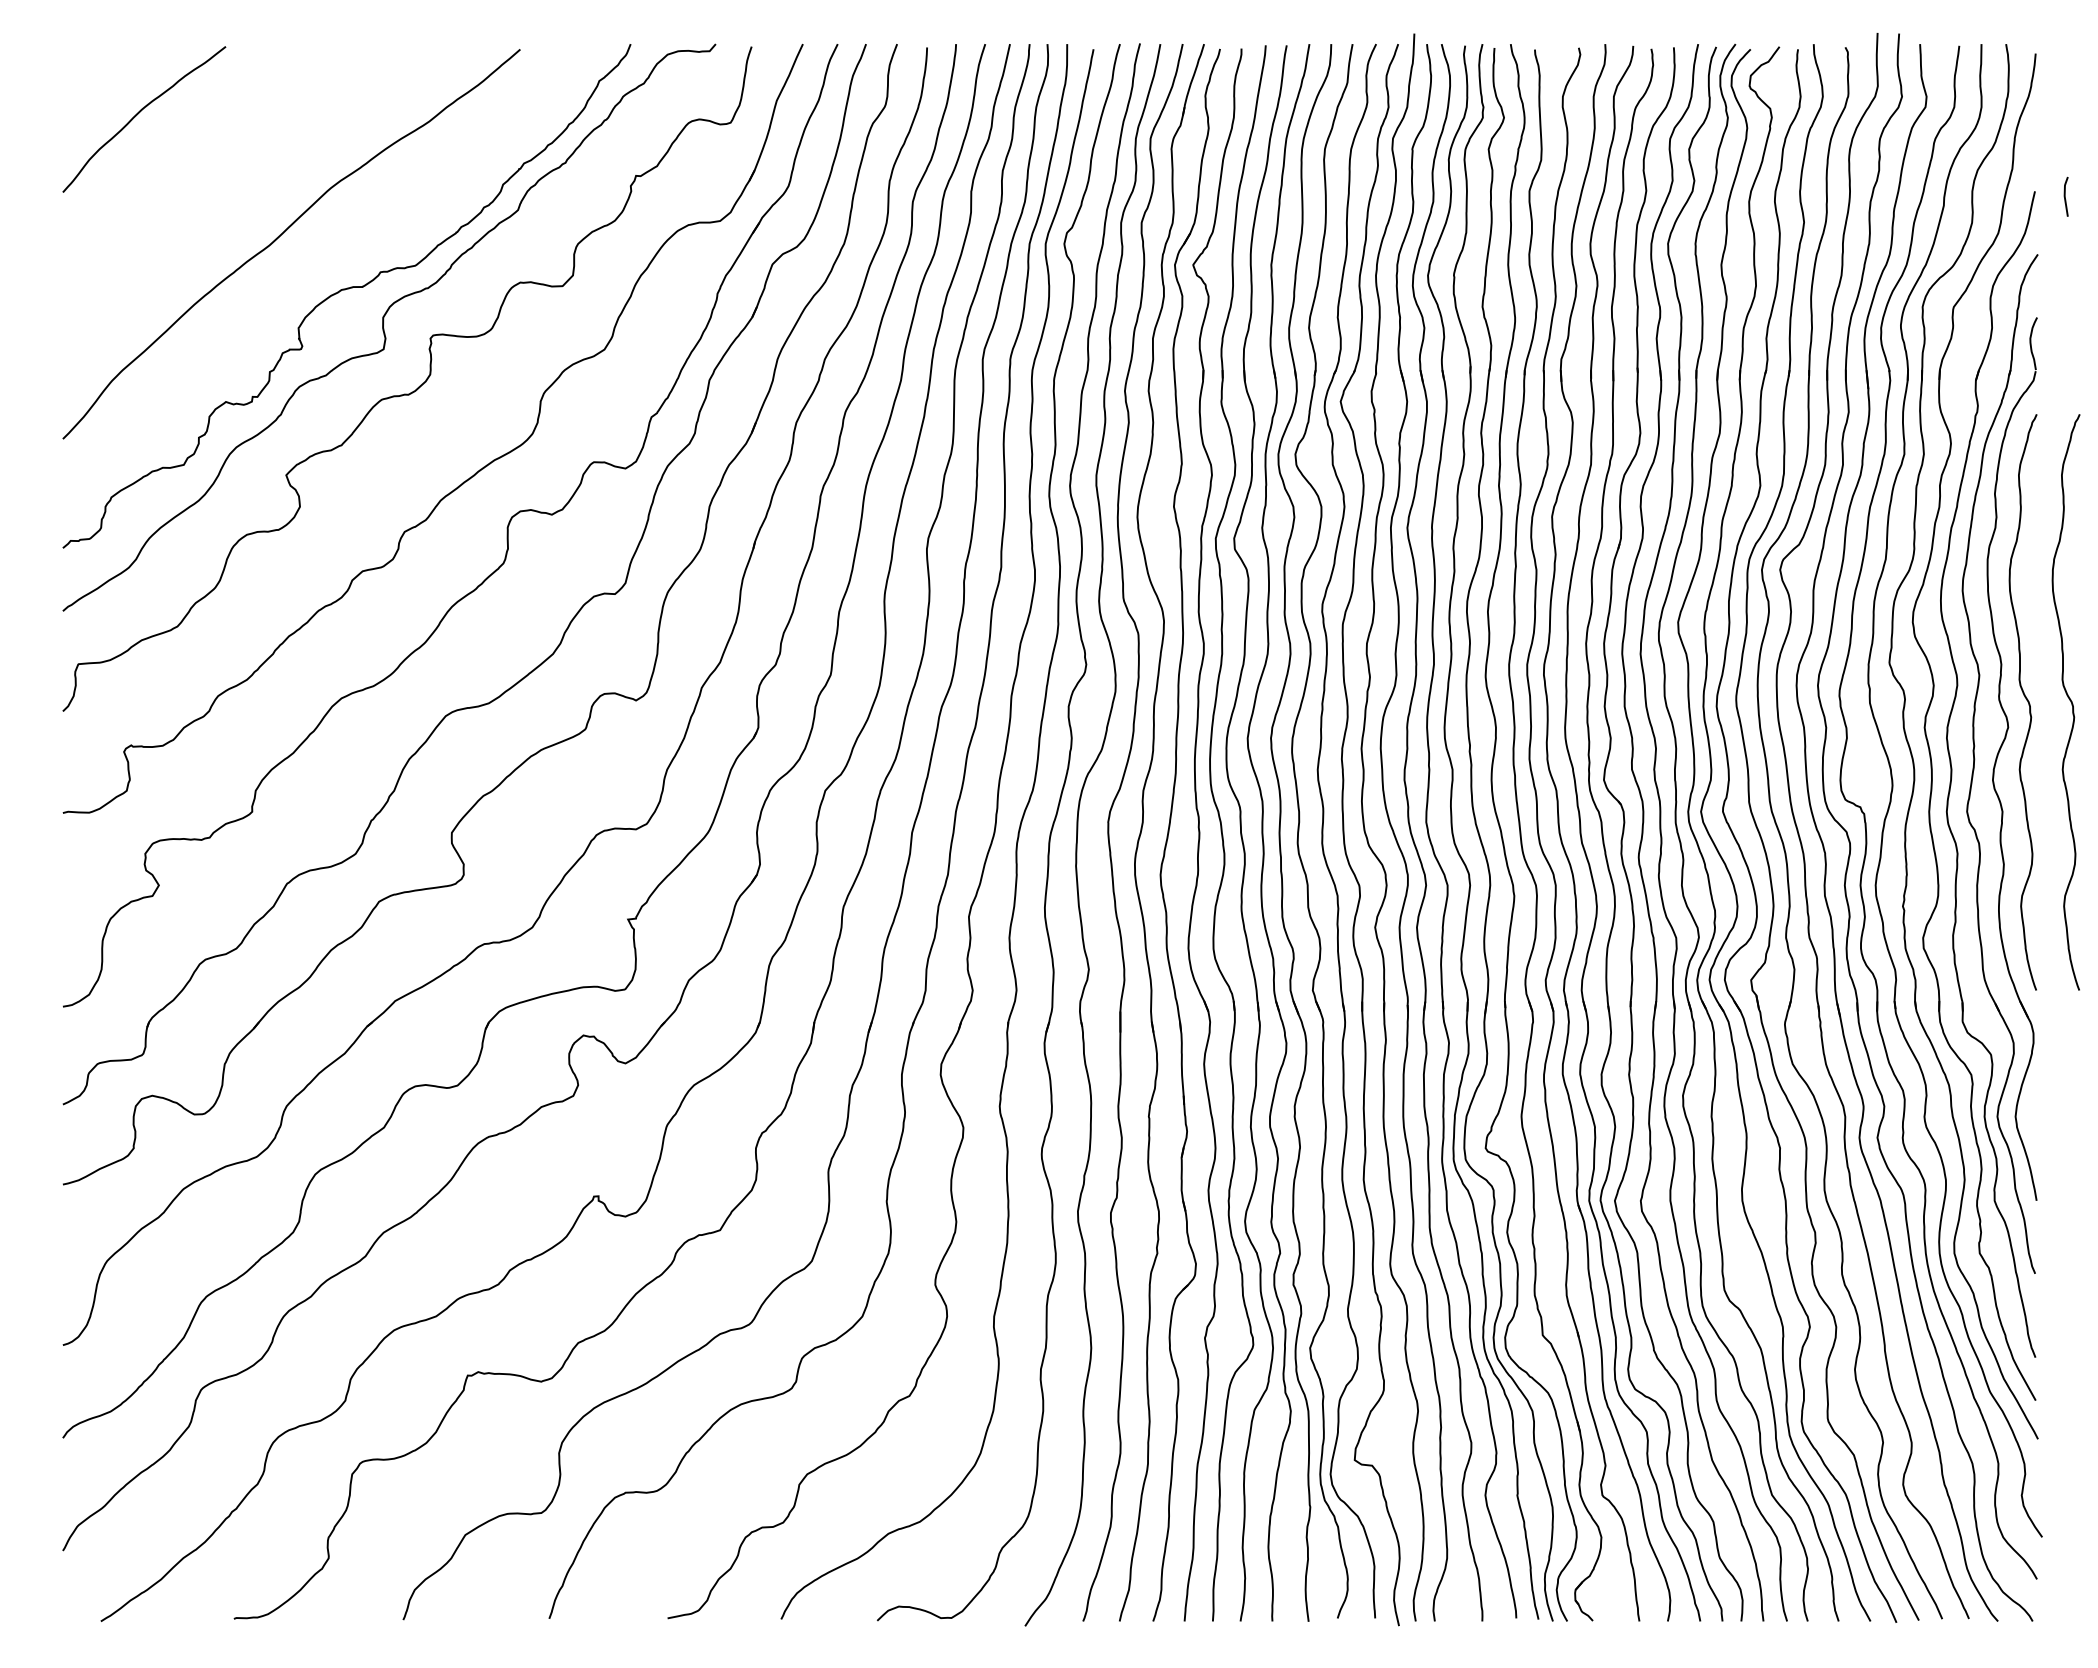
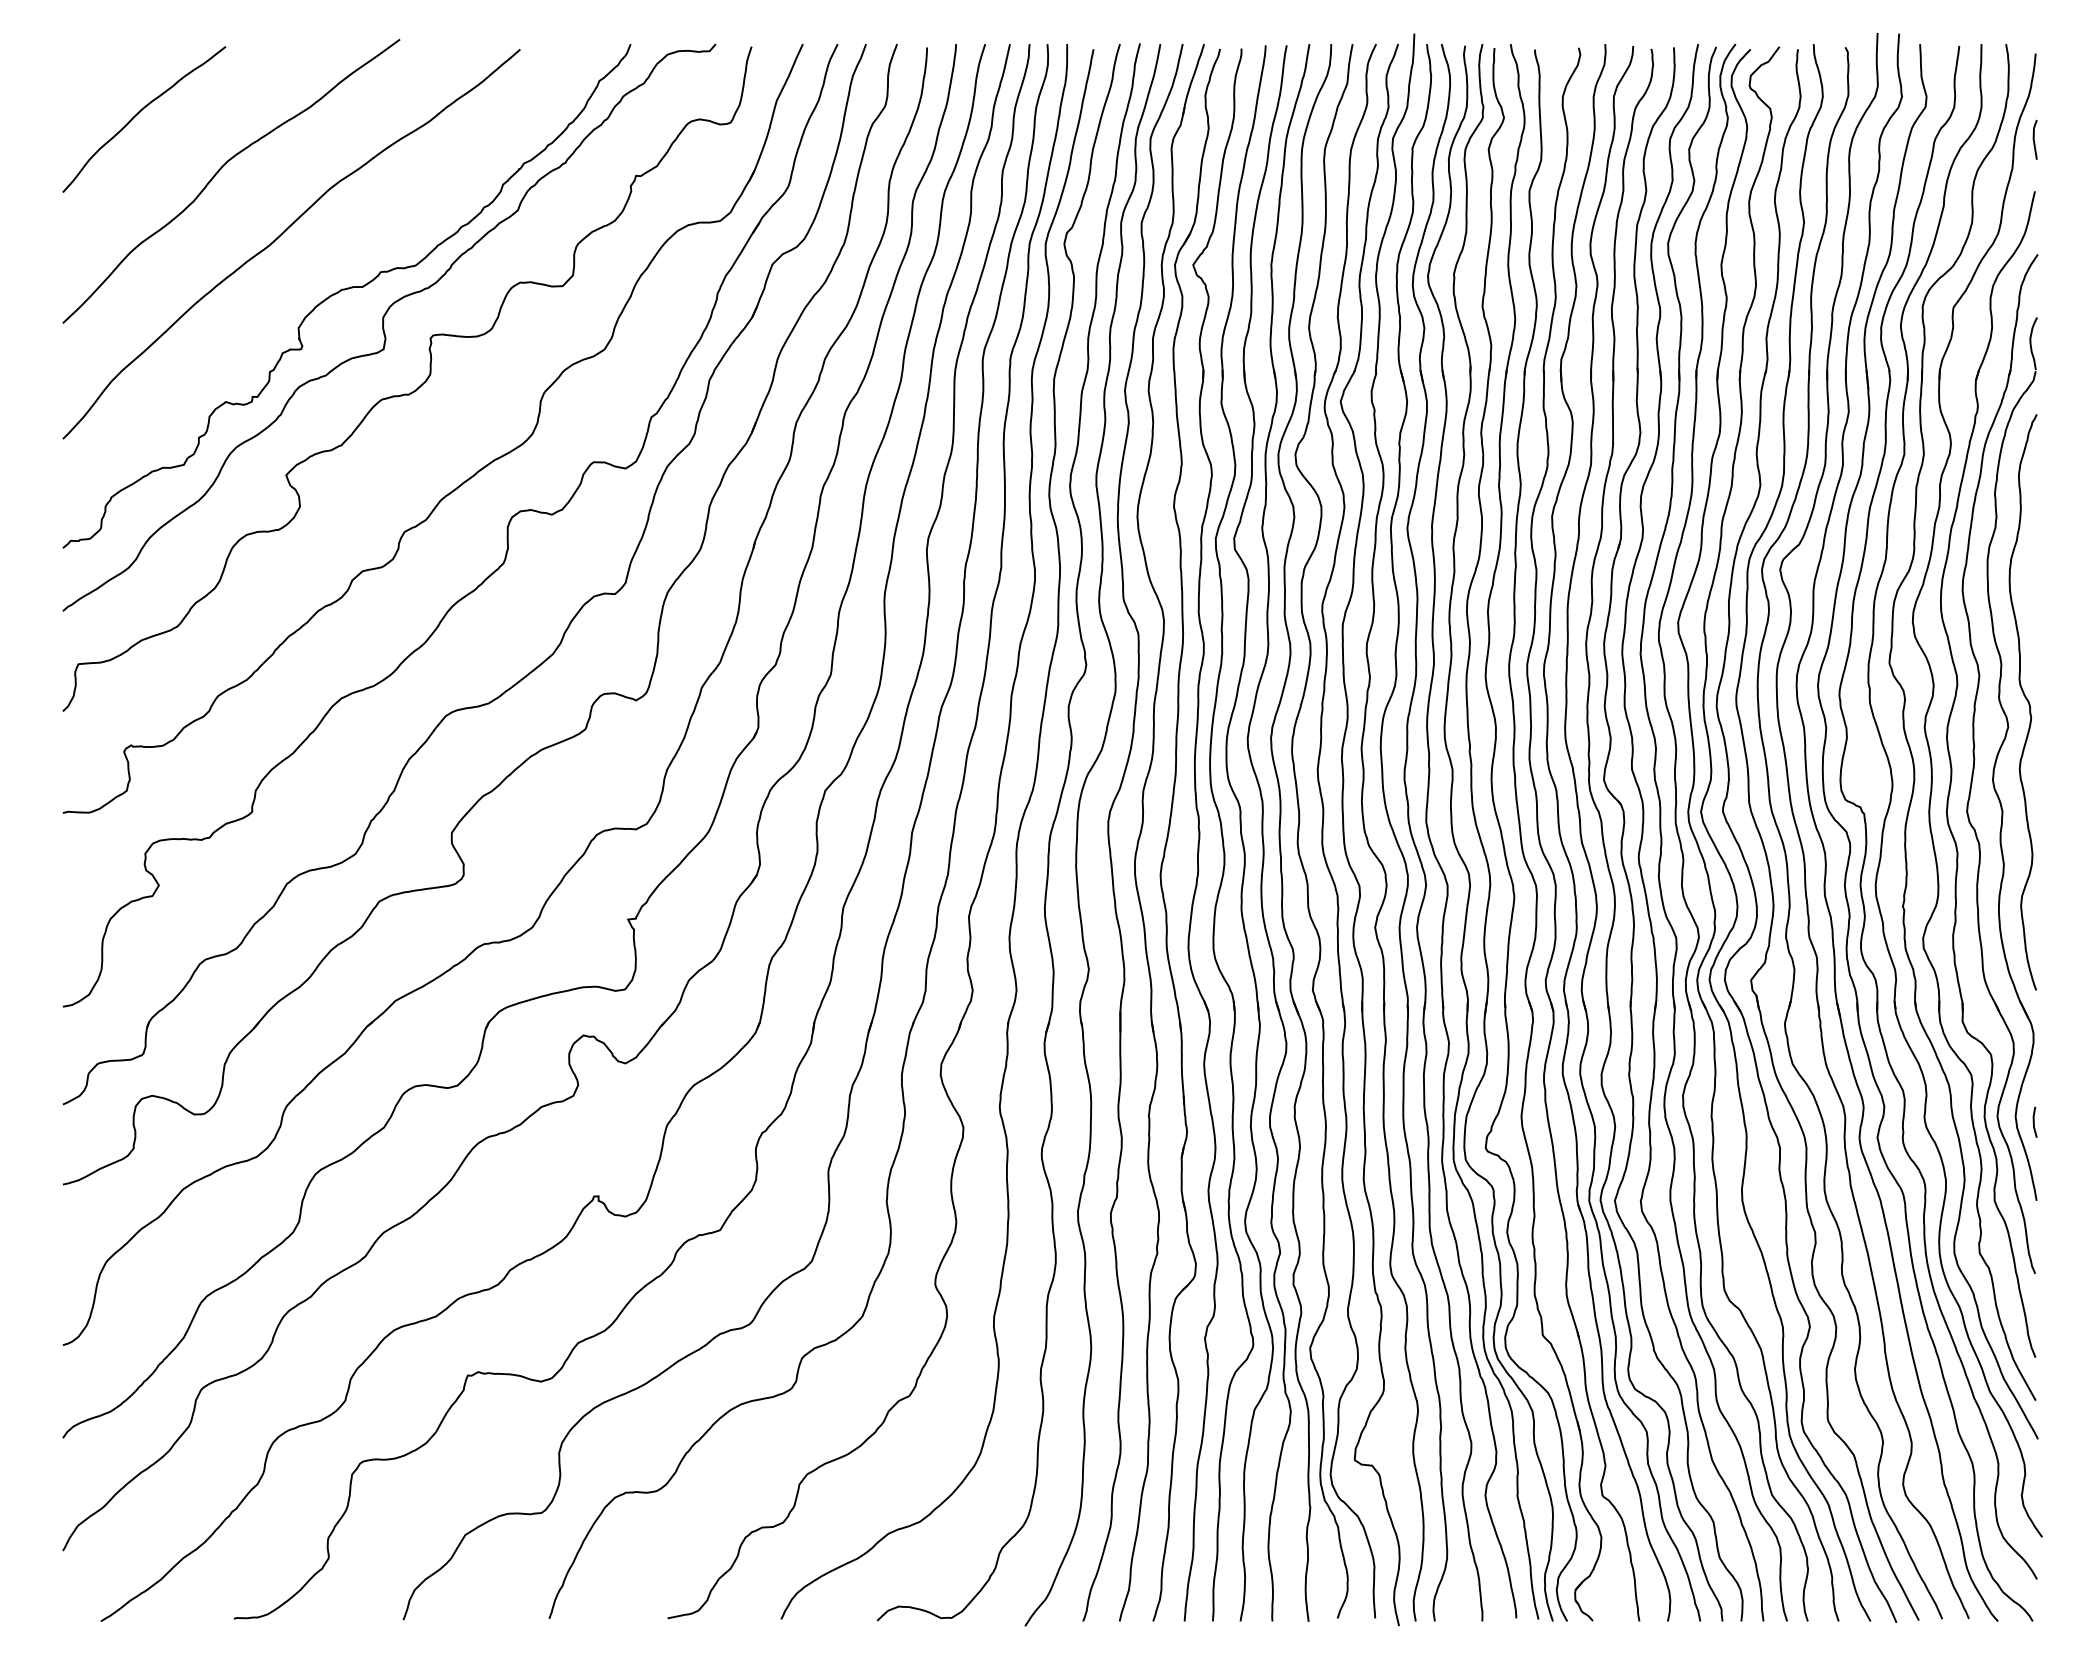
curve: none -> present (220, 170)
curve position: (2065, 196) -> (2034, 139) (2034, 139)
curve: present -> none (2069, 700)
line: none -> present (2034, 1121)
